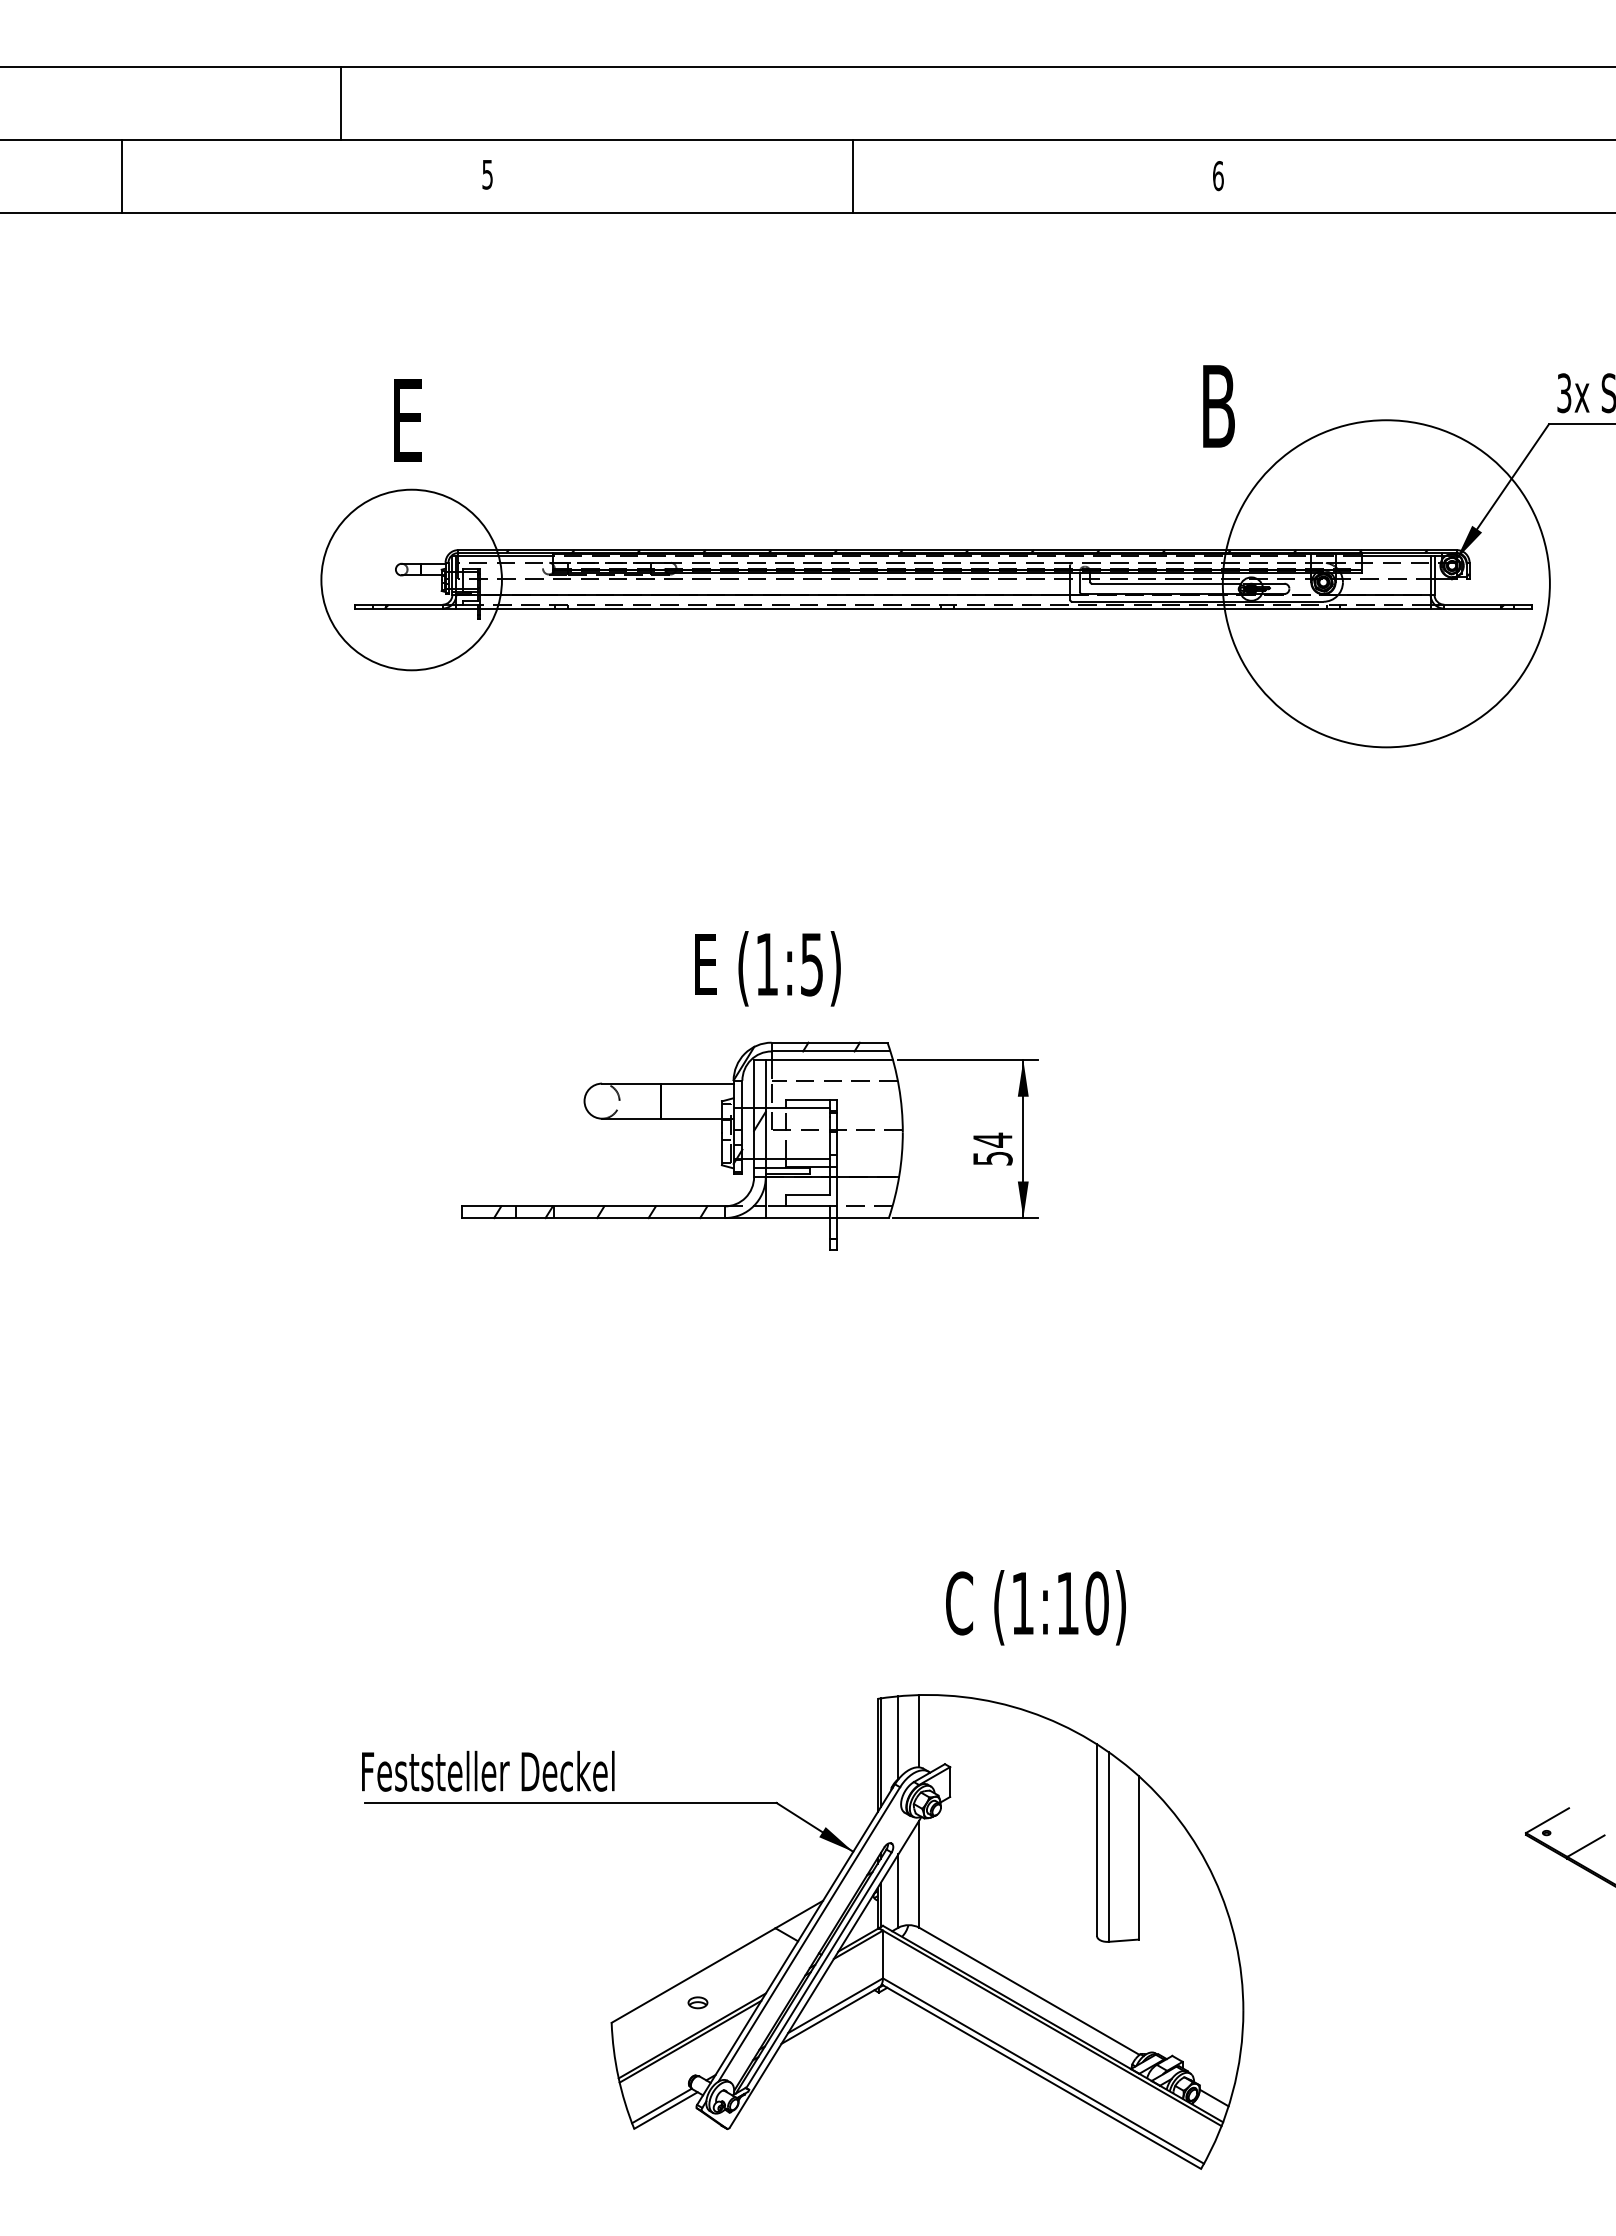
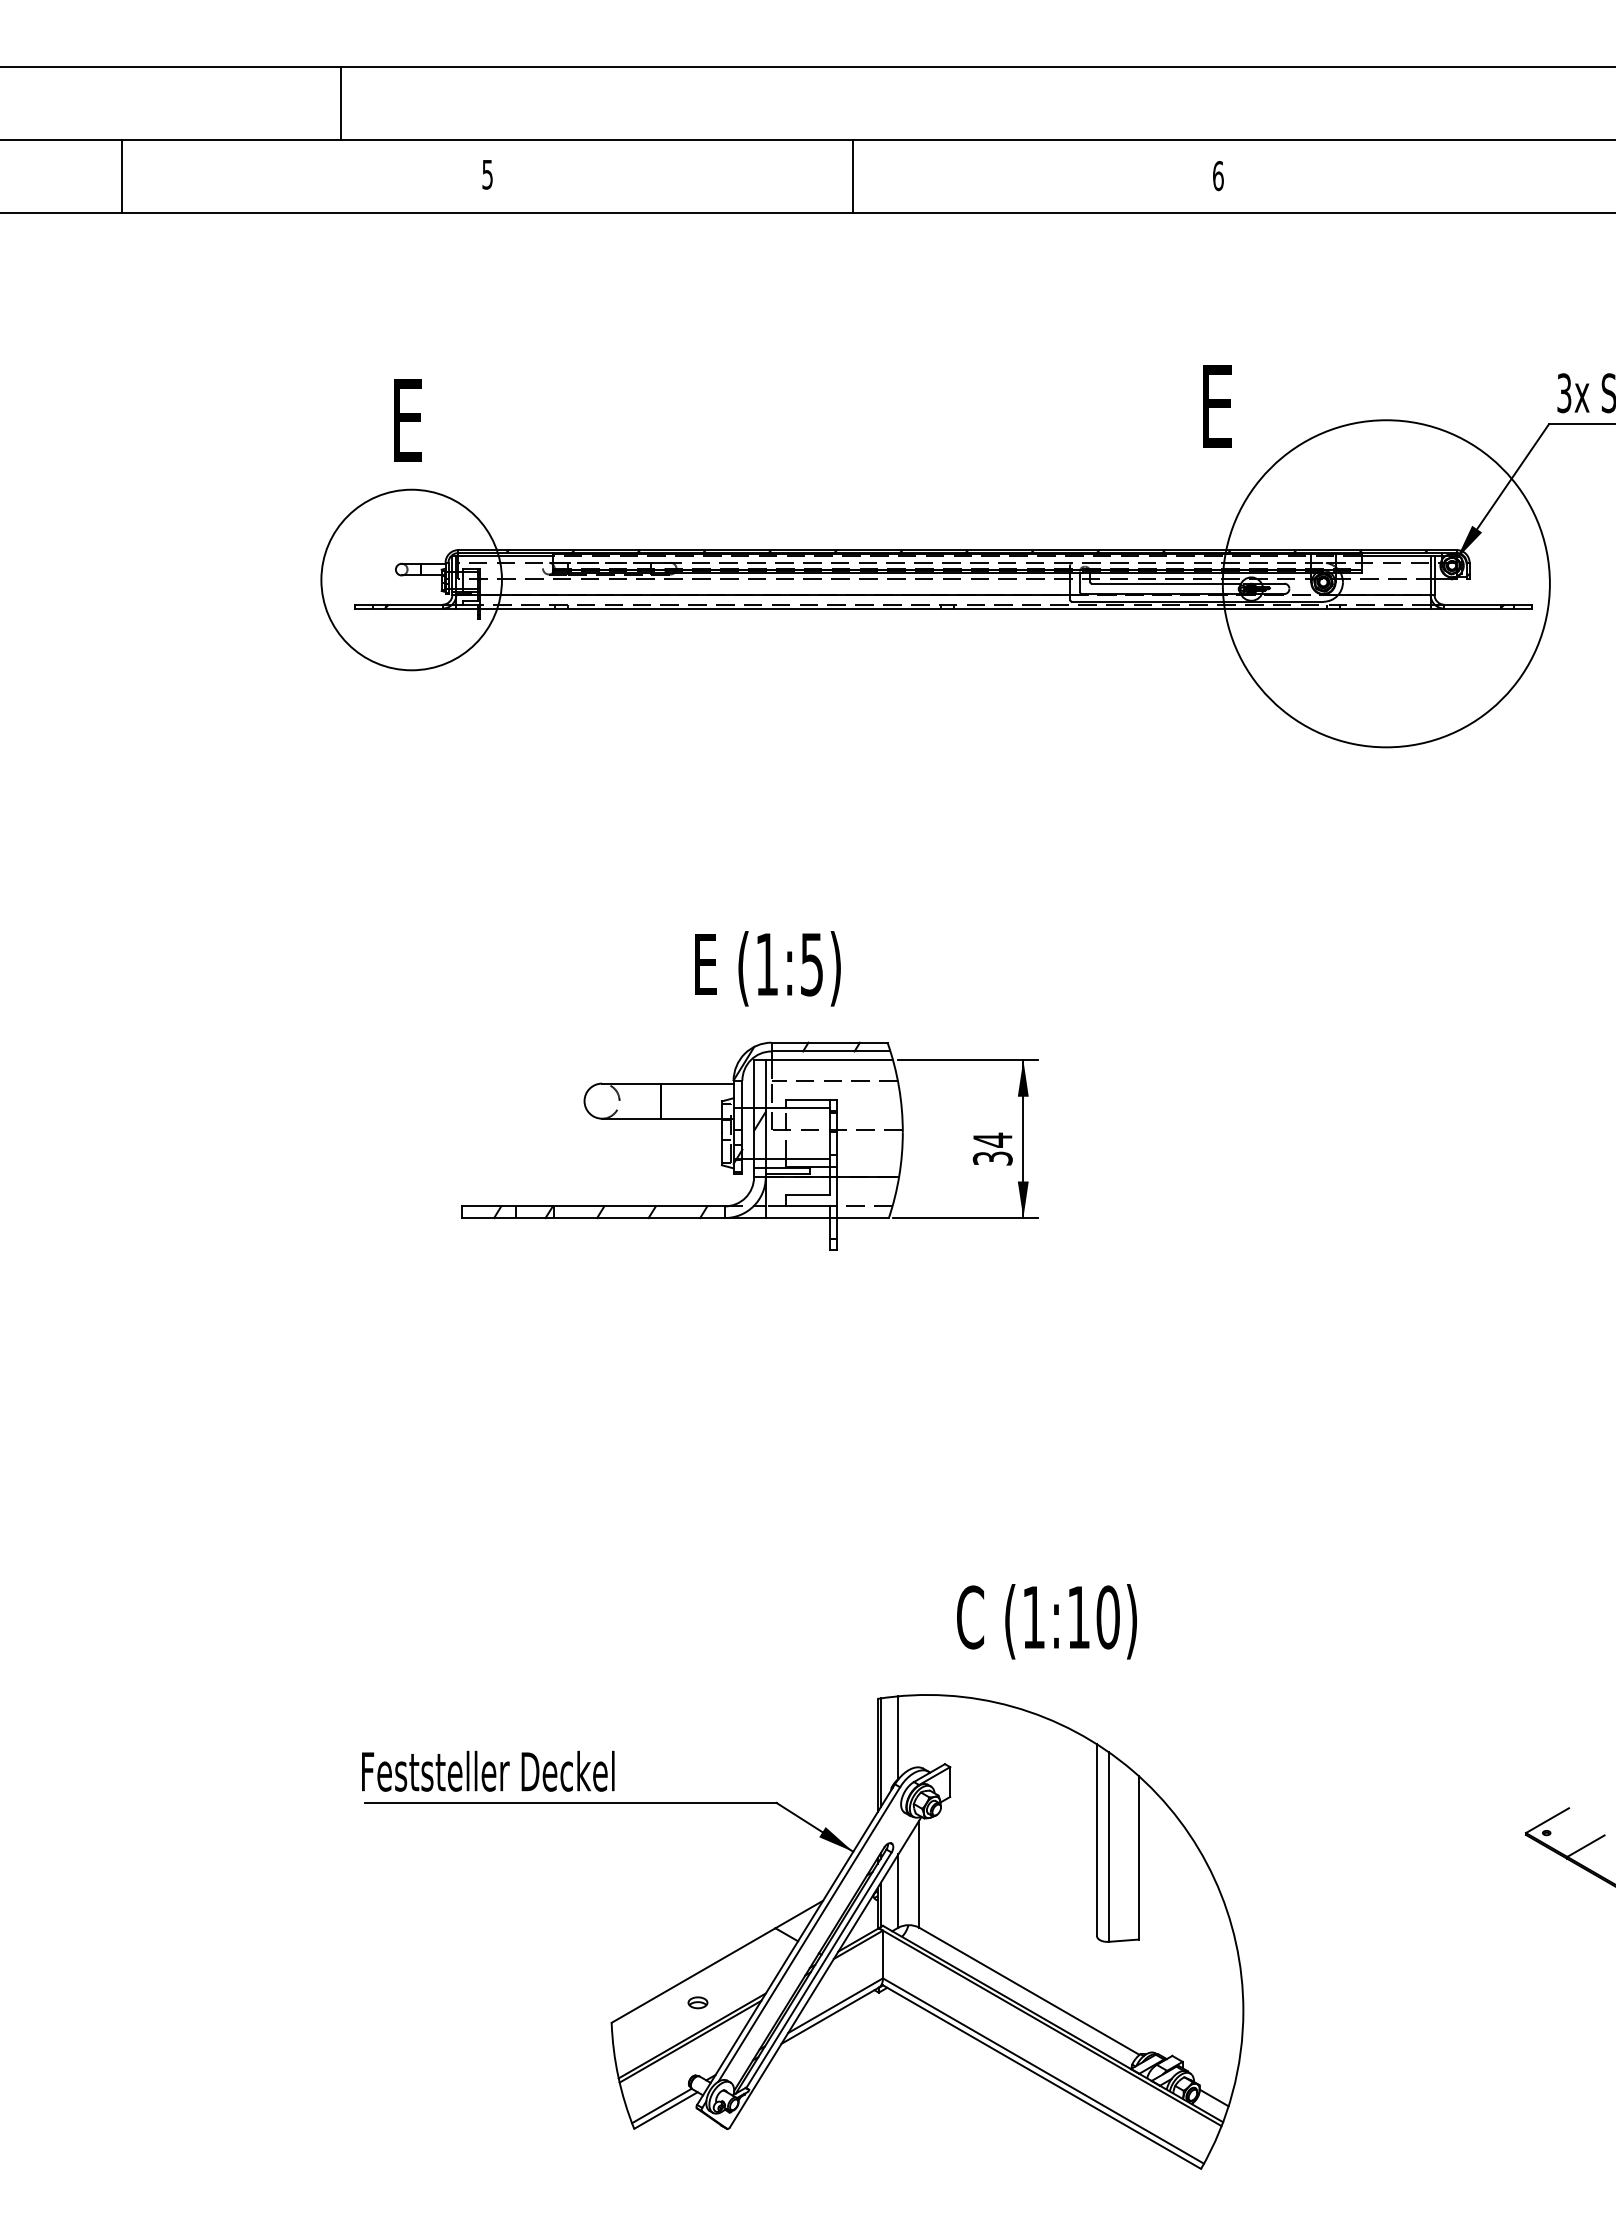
text: B -> E (1218, 406)
text: 54 -> 34 (992, 1158)
text position: (1035, 1607) -> (1046, 1621) (1046, 1621)
line: present -> none (919, 1731)
